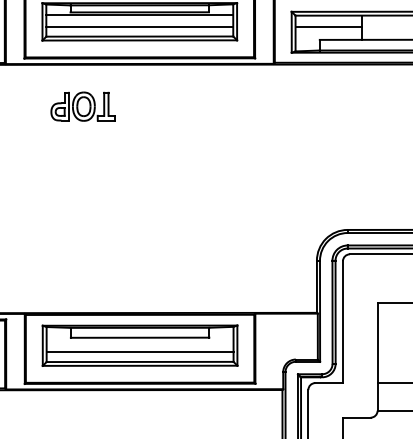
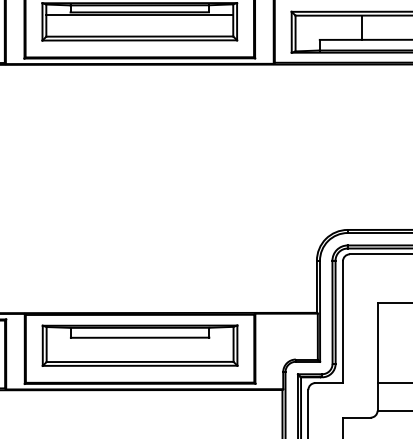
line: present -> none (139, 26)
line: present -> none (328, 26)
part: present -> none (82, 106)
line: present -> none (139, 352)
